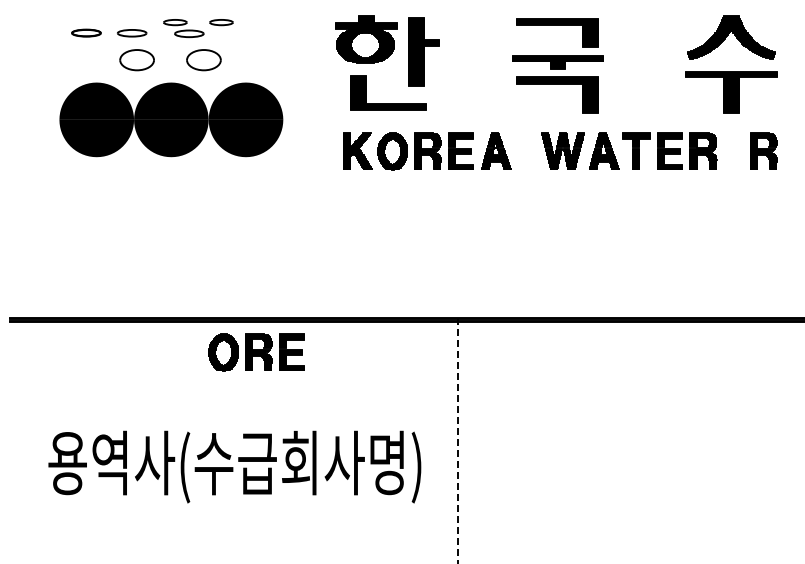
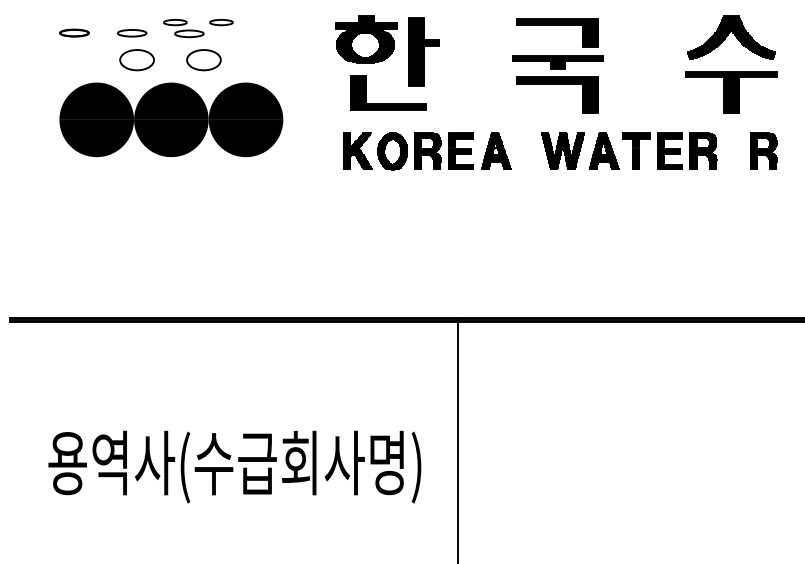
part position: (86, 32) -> (74, 32) (74, 32)
part: present -> none (256, 352)
line: dashed -> solid (457, 441)
